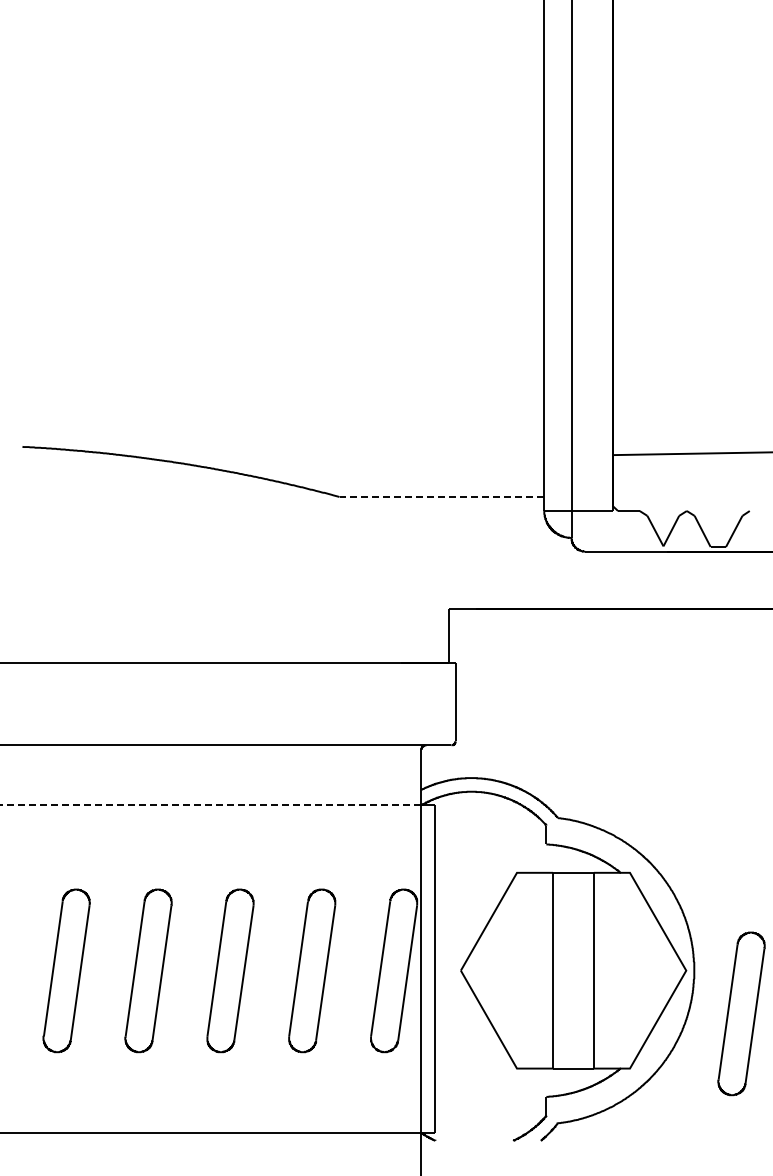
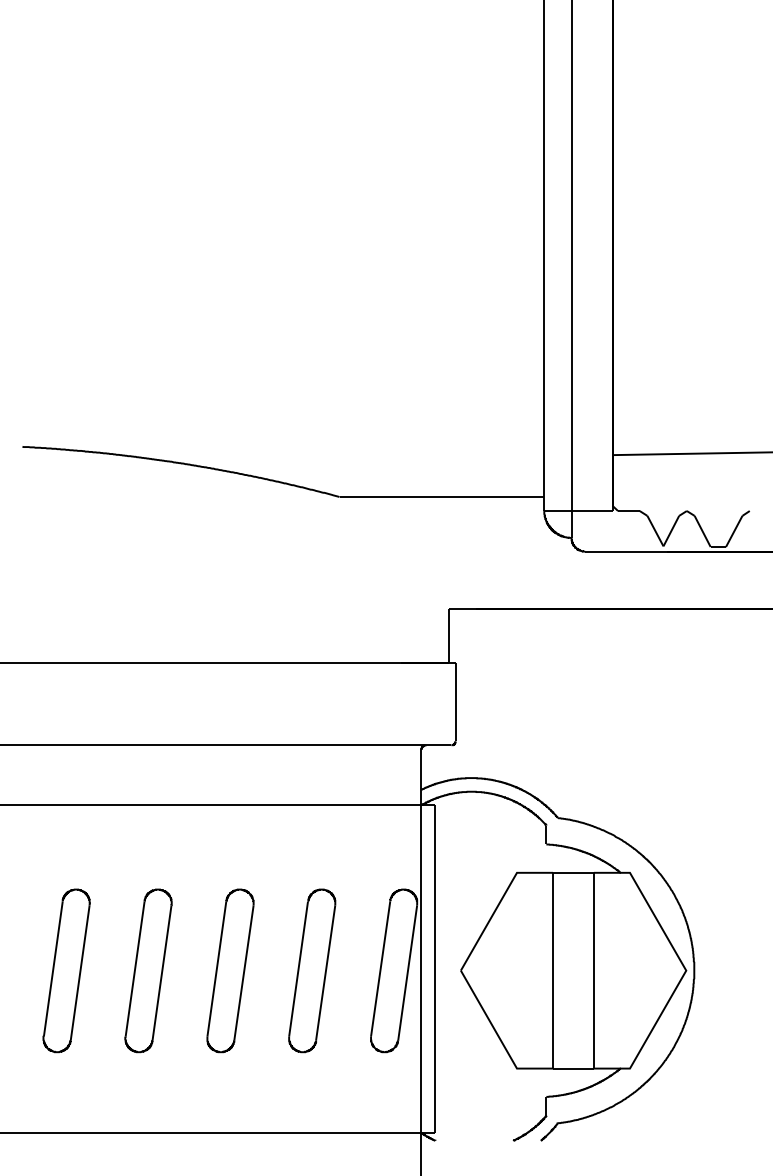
line: dashed -> solid (441, 497)
line: dashed -> solid (210, 805)
part: present -> none (741, 1013)
